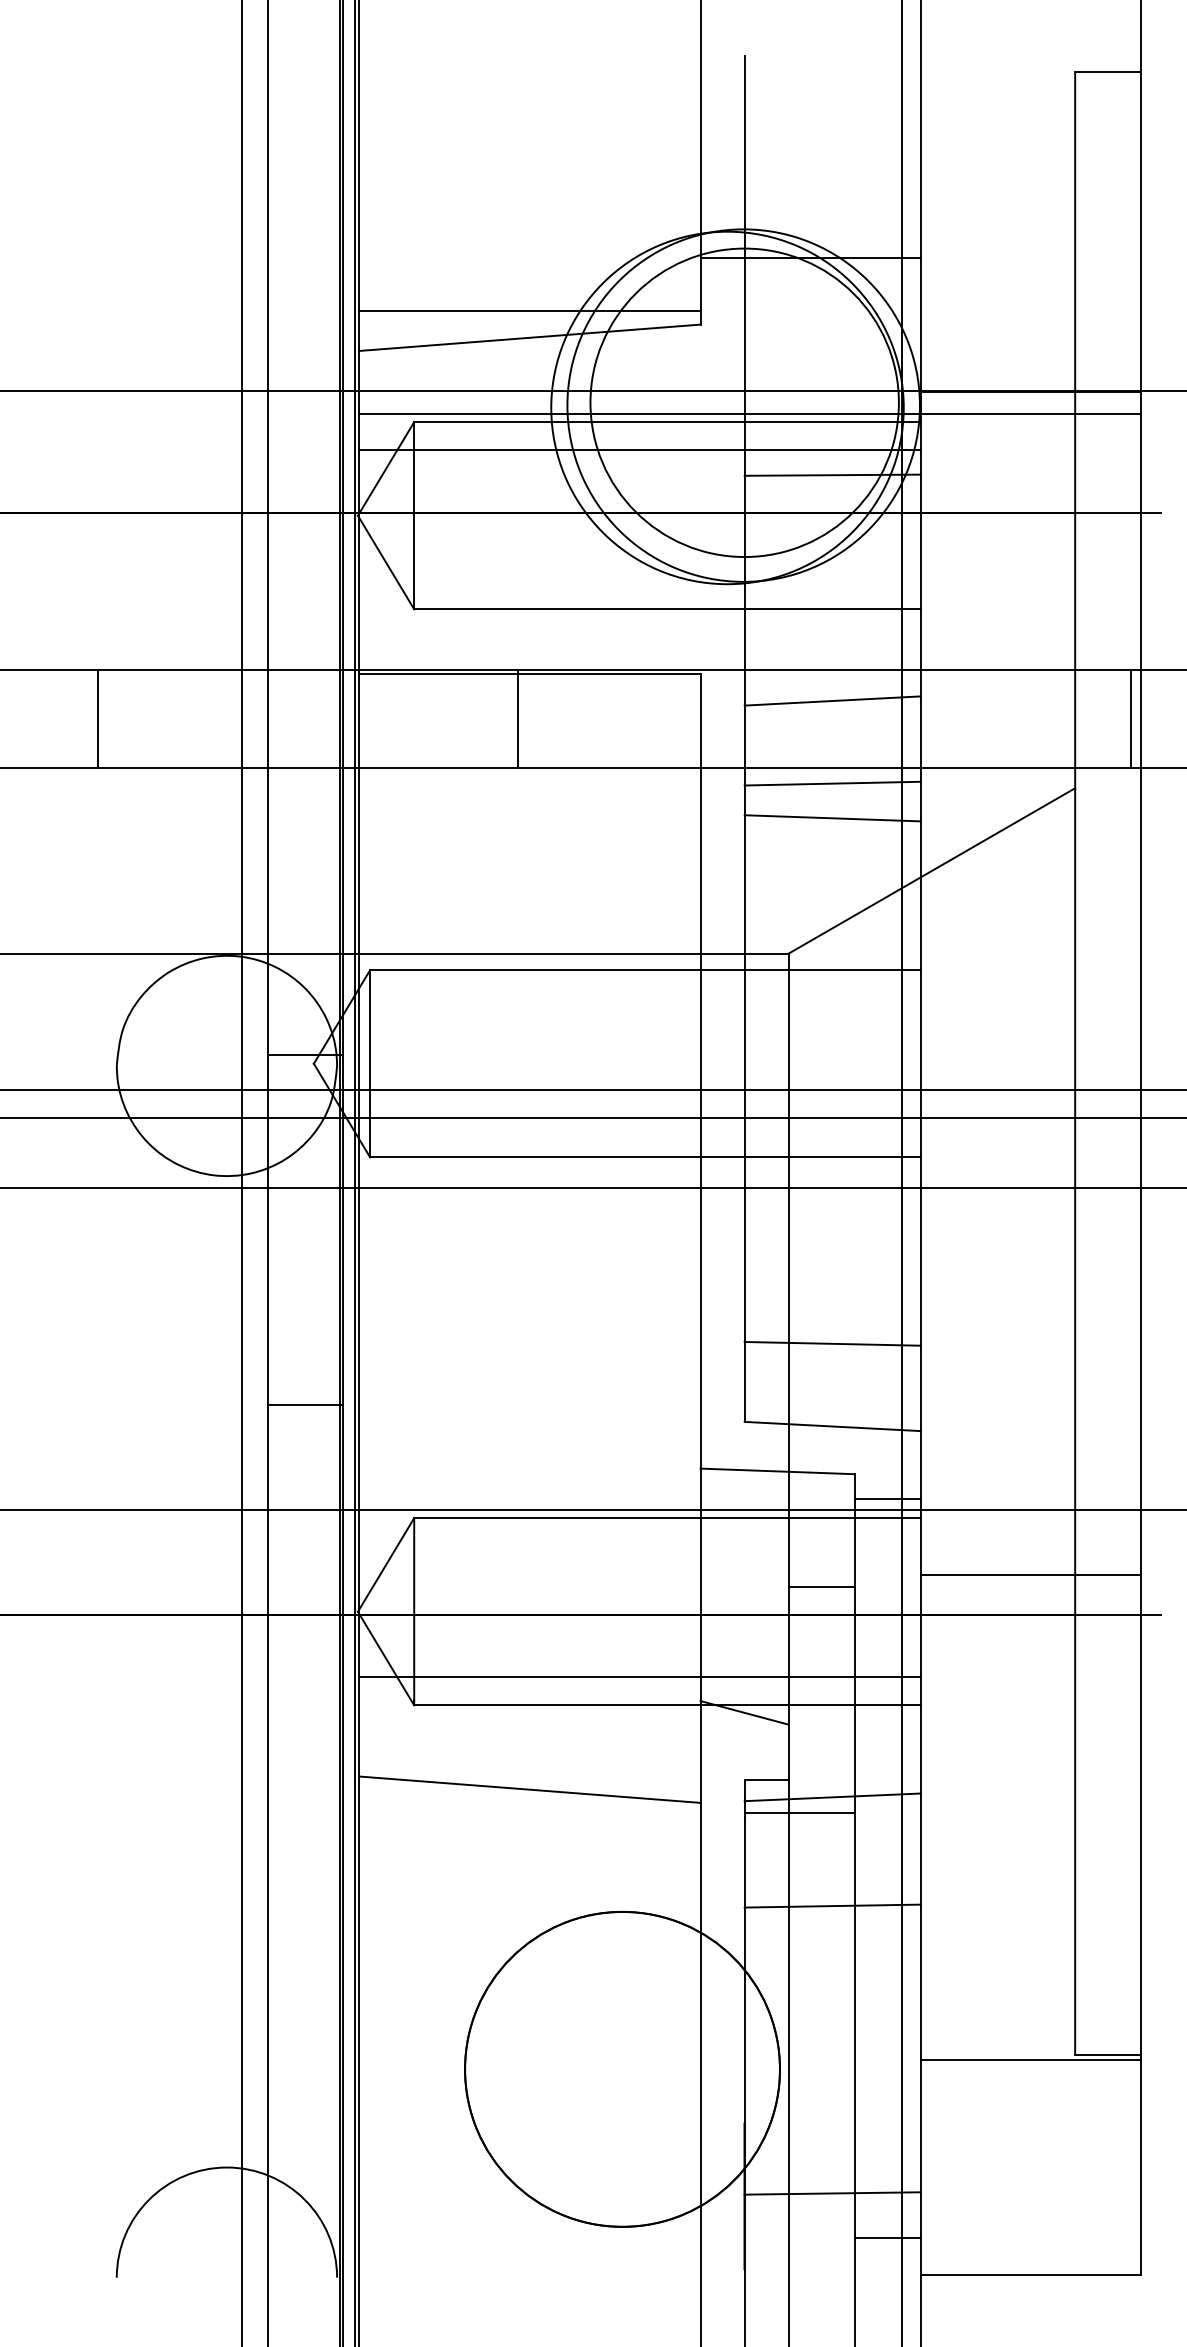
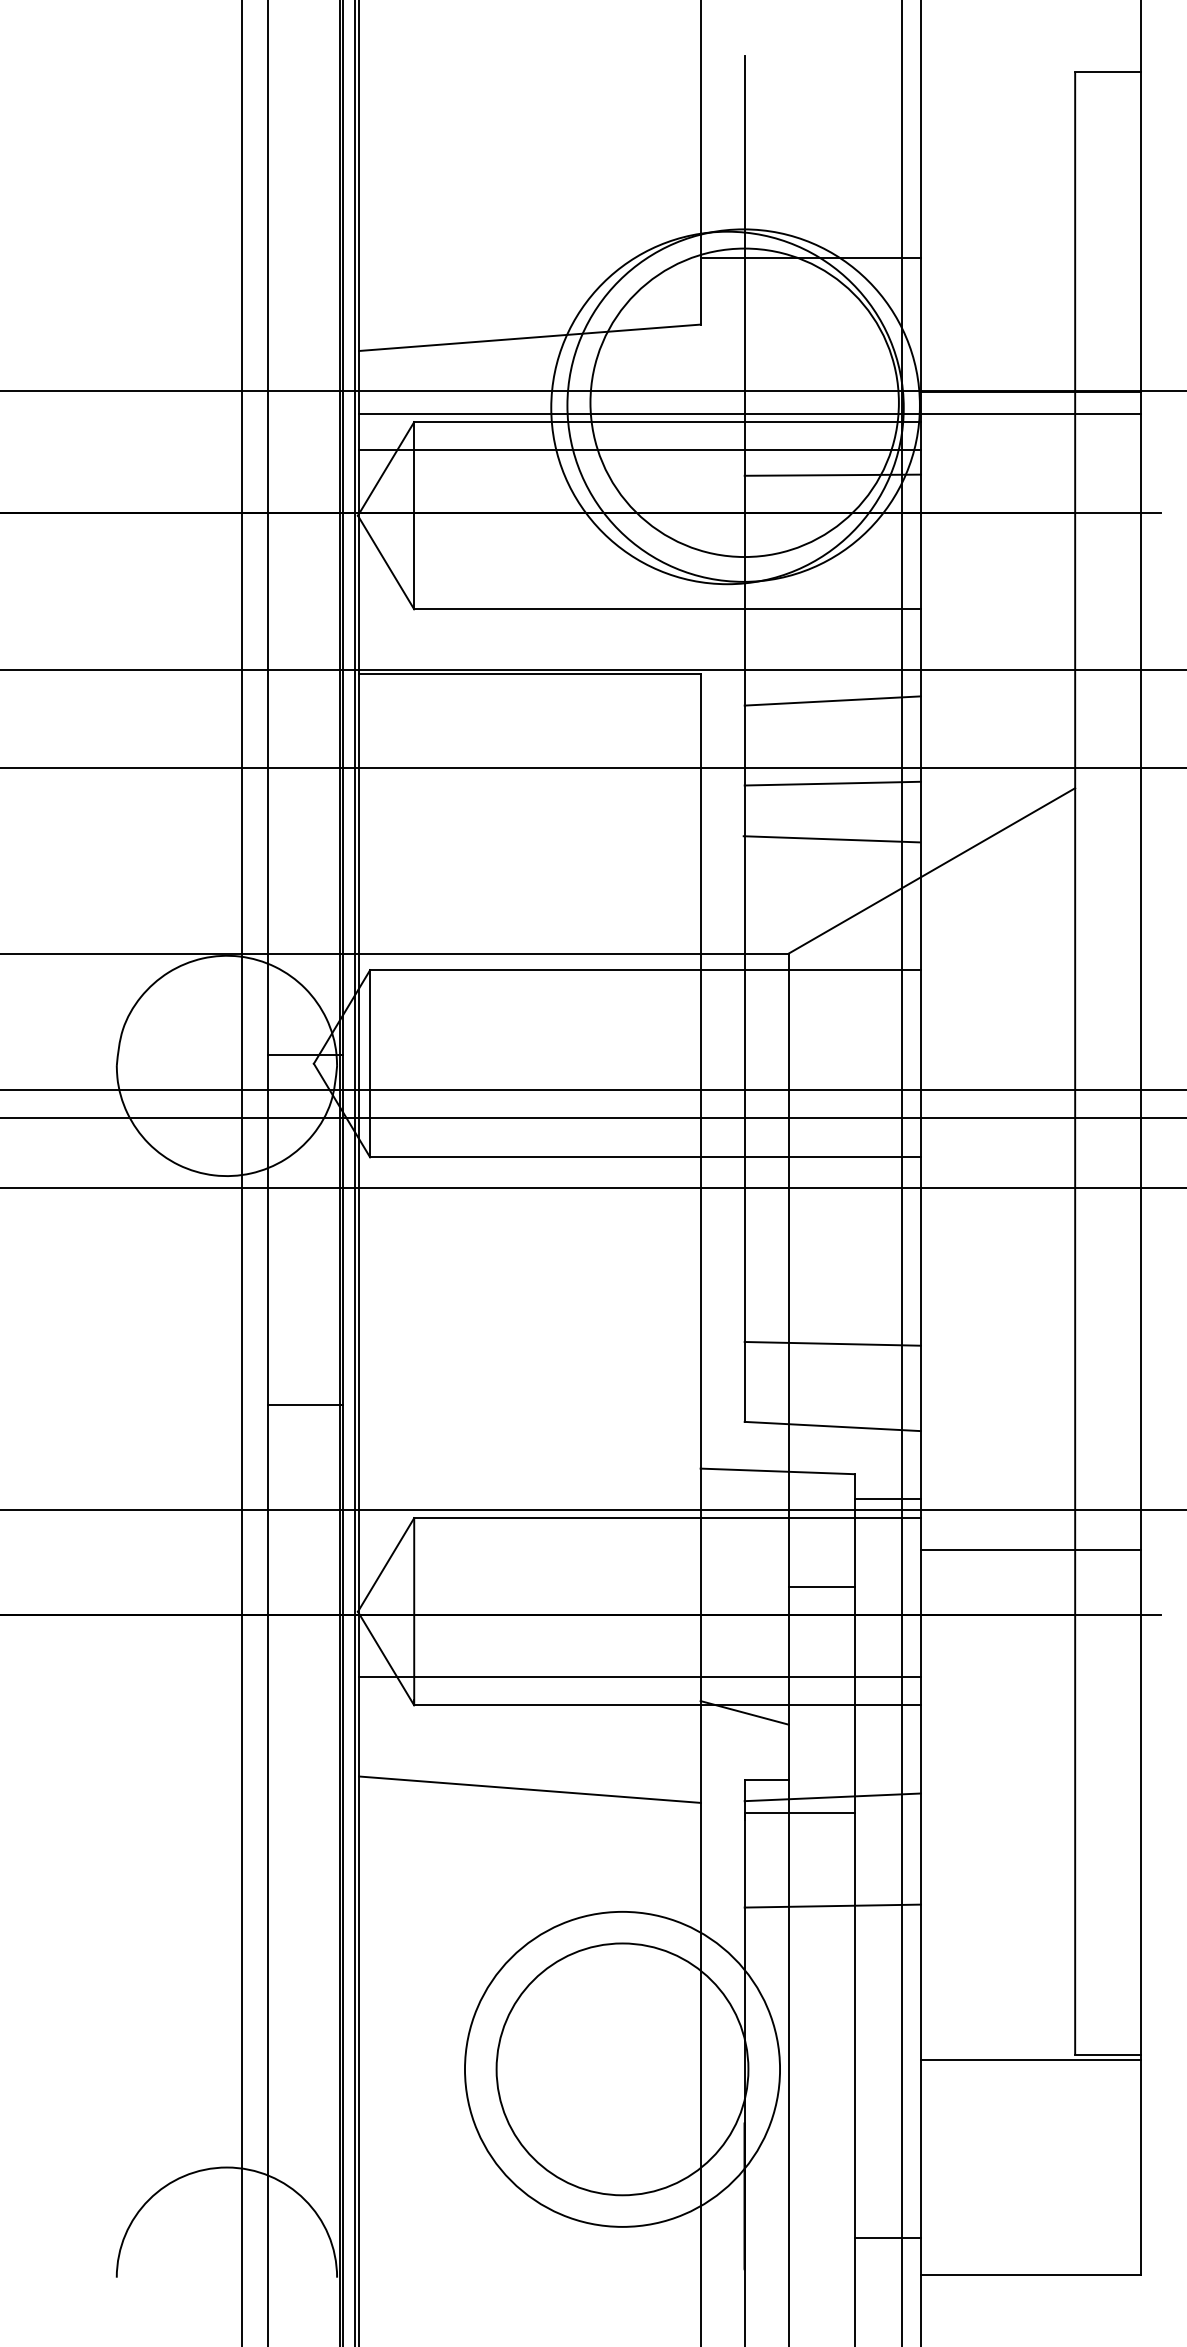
line: present -> none (529, 310)
line: present -> none (97, 719)
line: present -> none (517, 719)
line: present -> none (1131, 719)
line position: (832, 818) -> (831, 839) (831, 839)
line position: (1030, 1575) -> (1030, 1550) (1030, 1550)
circle diameter: 315 px -> 252 px (622, 2069)
line: present -> none (832, 2193)
